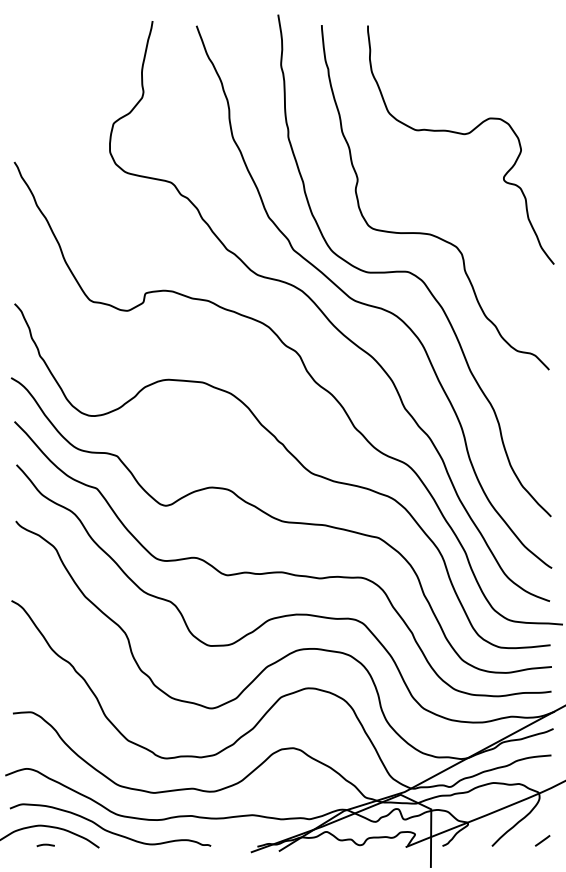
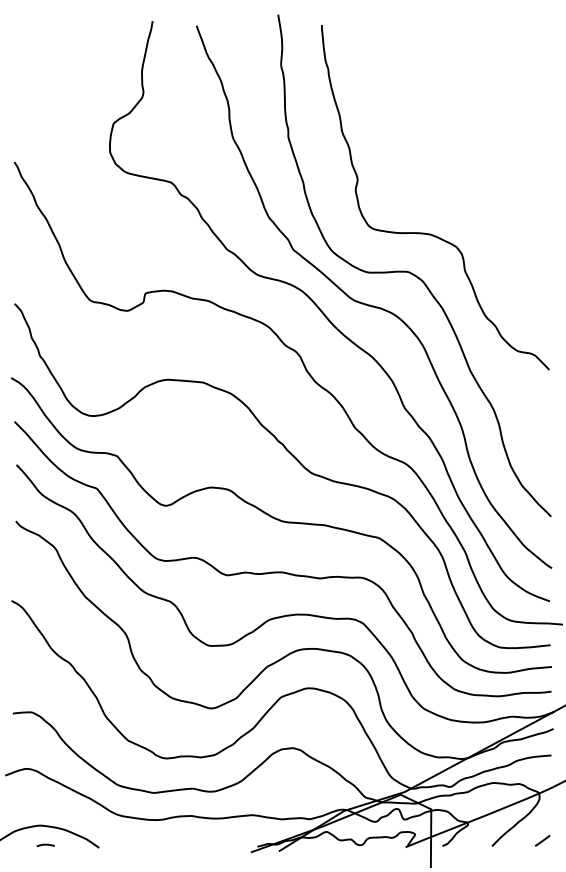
curve: present -> none (464, 135)
curve: present -> none (109, 830)
